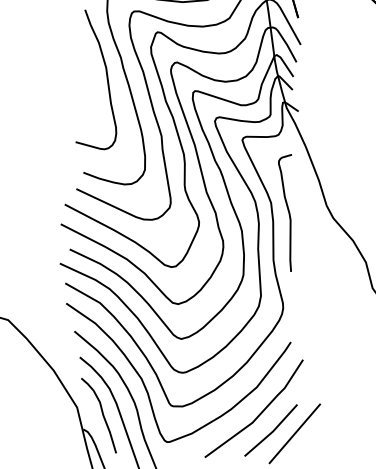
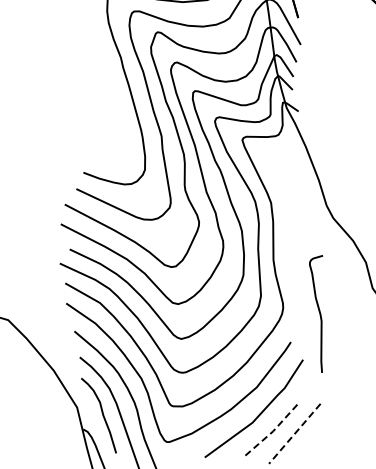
curve: present -> none (106, 79)
curve position: (287, 210) -> (318, 311) (318, 311)
line: solid -> dashed (273, 431)
line: solid -> dashed (294, 433)
